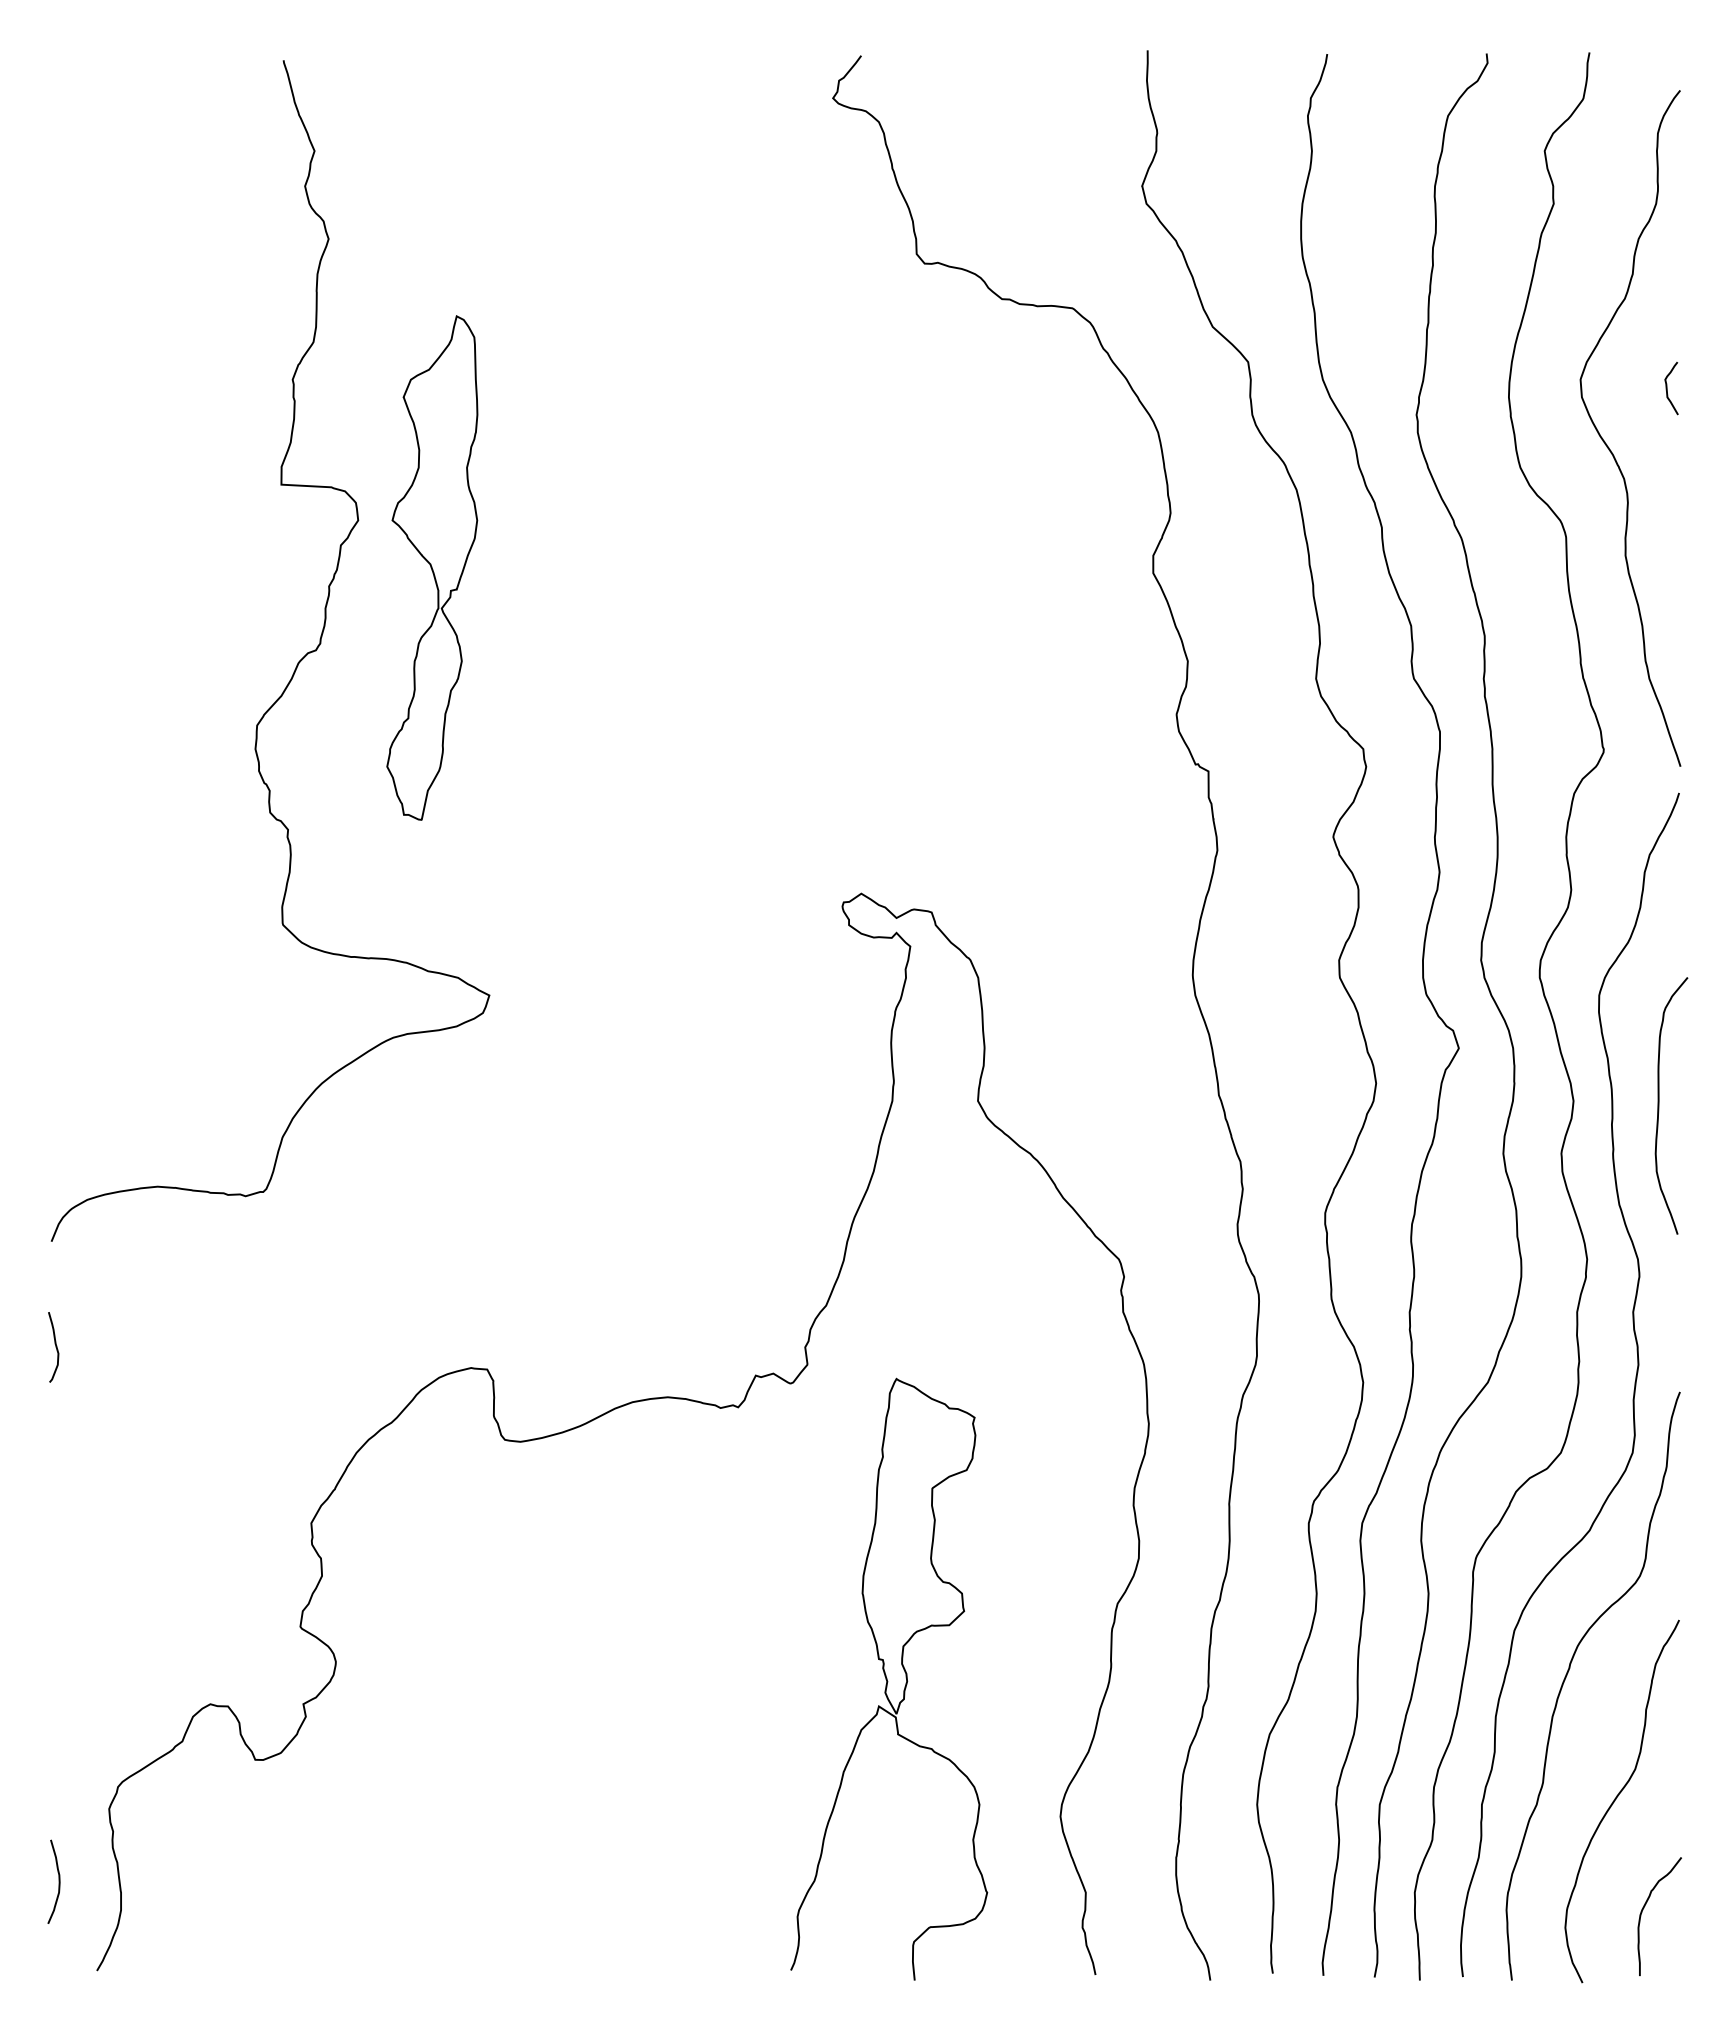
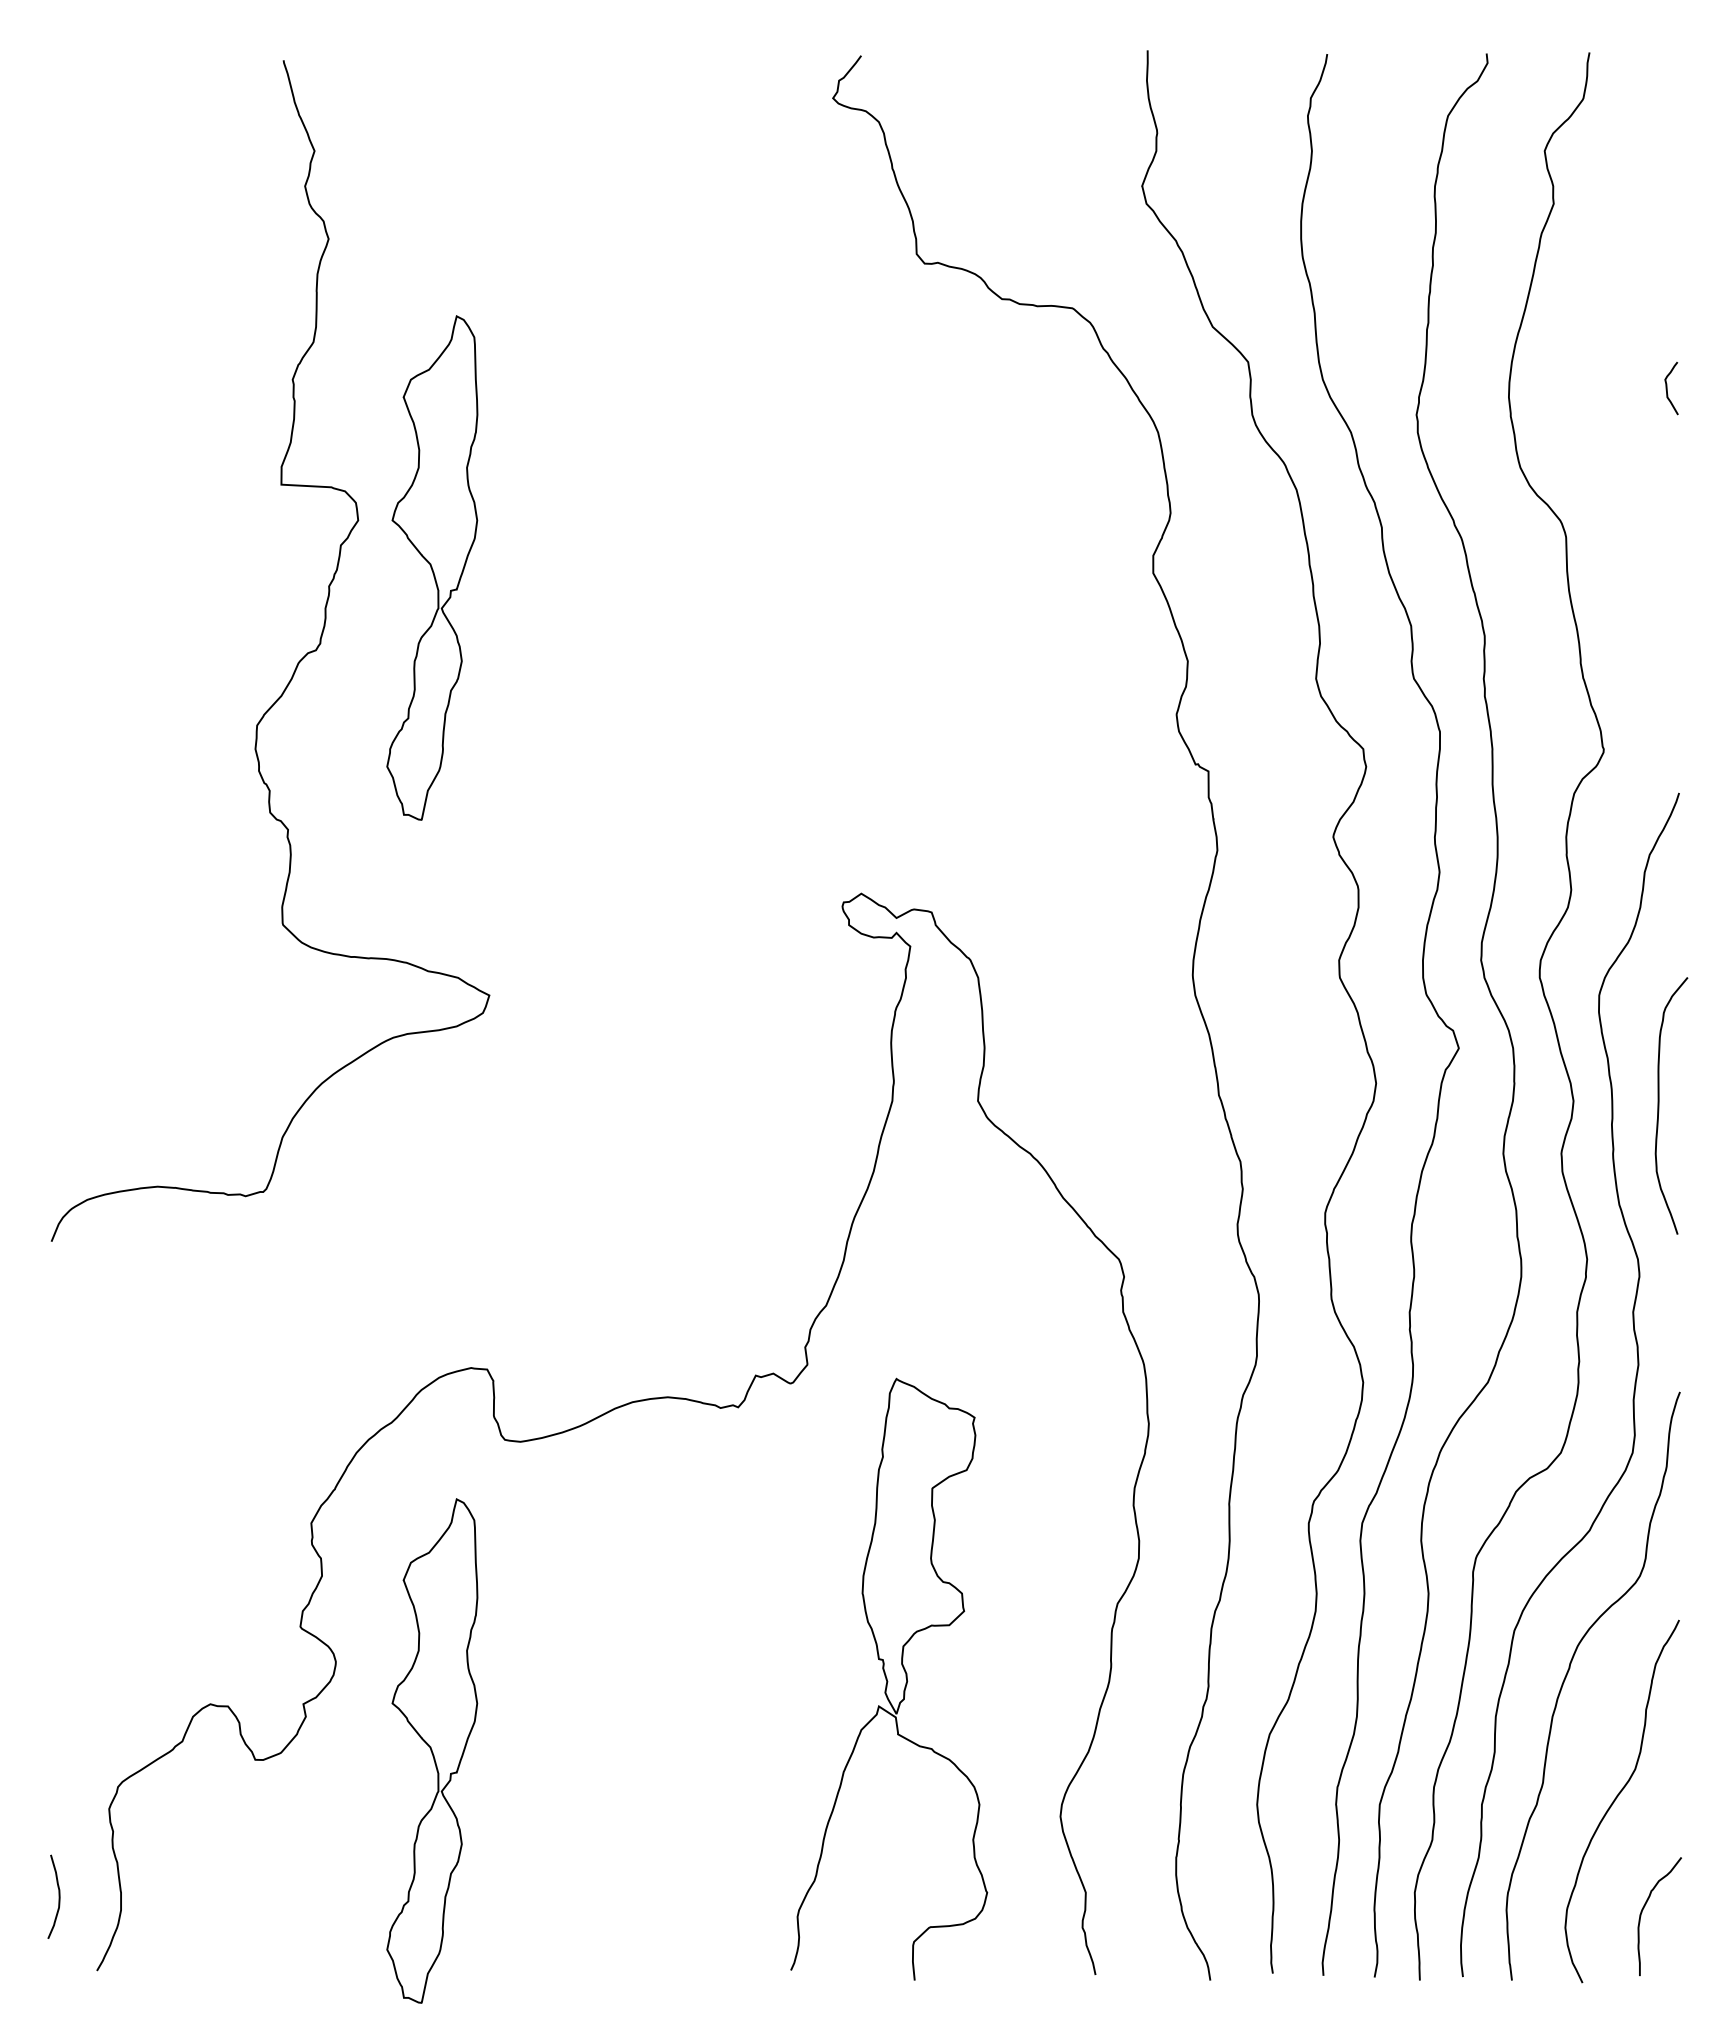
curve: present -> none (1607, 444)
curve: present -> none (55, 1347)
part: none -> present (432, 1750)
curve position: (58, 1881) -> (58, 1896) (58, 1896)
